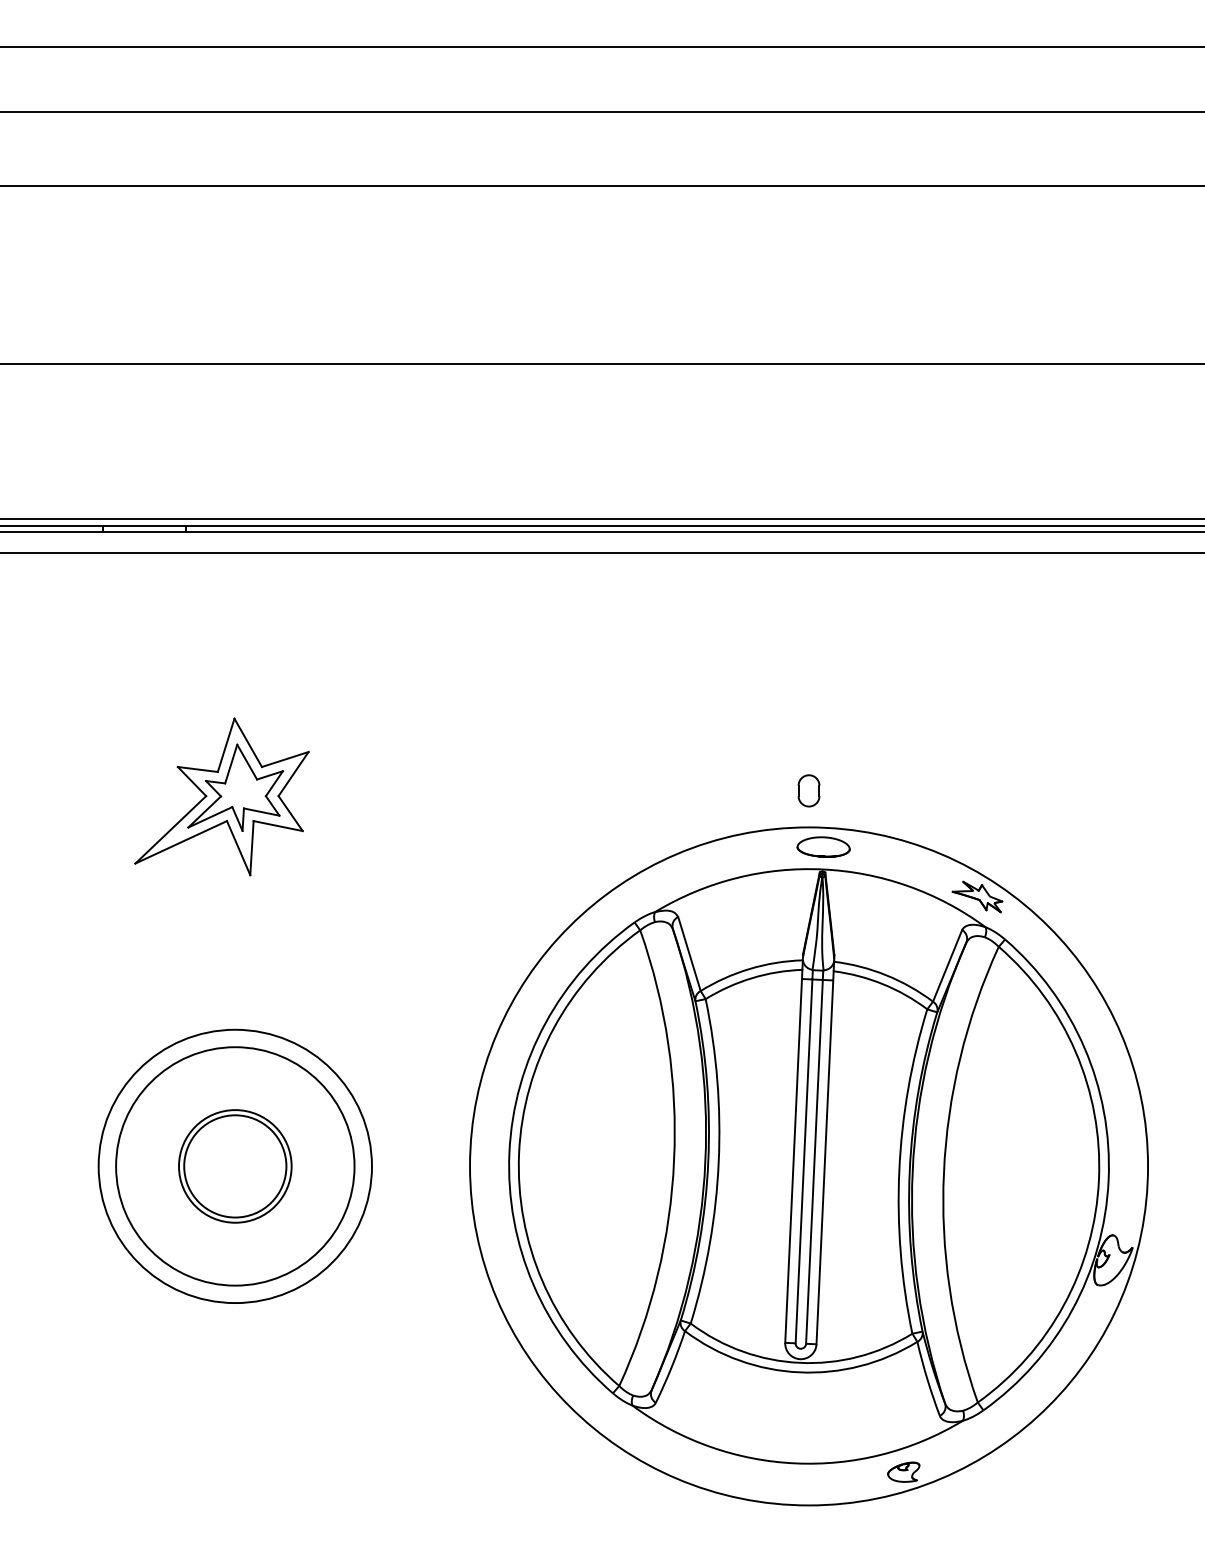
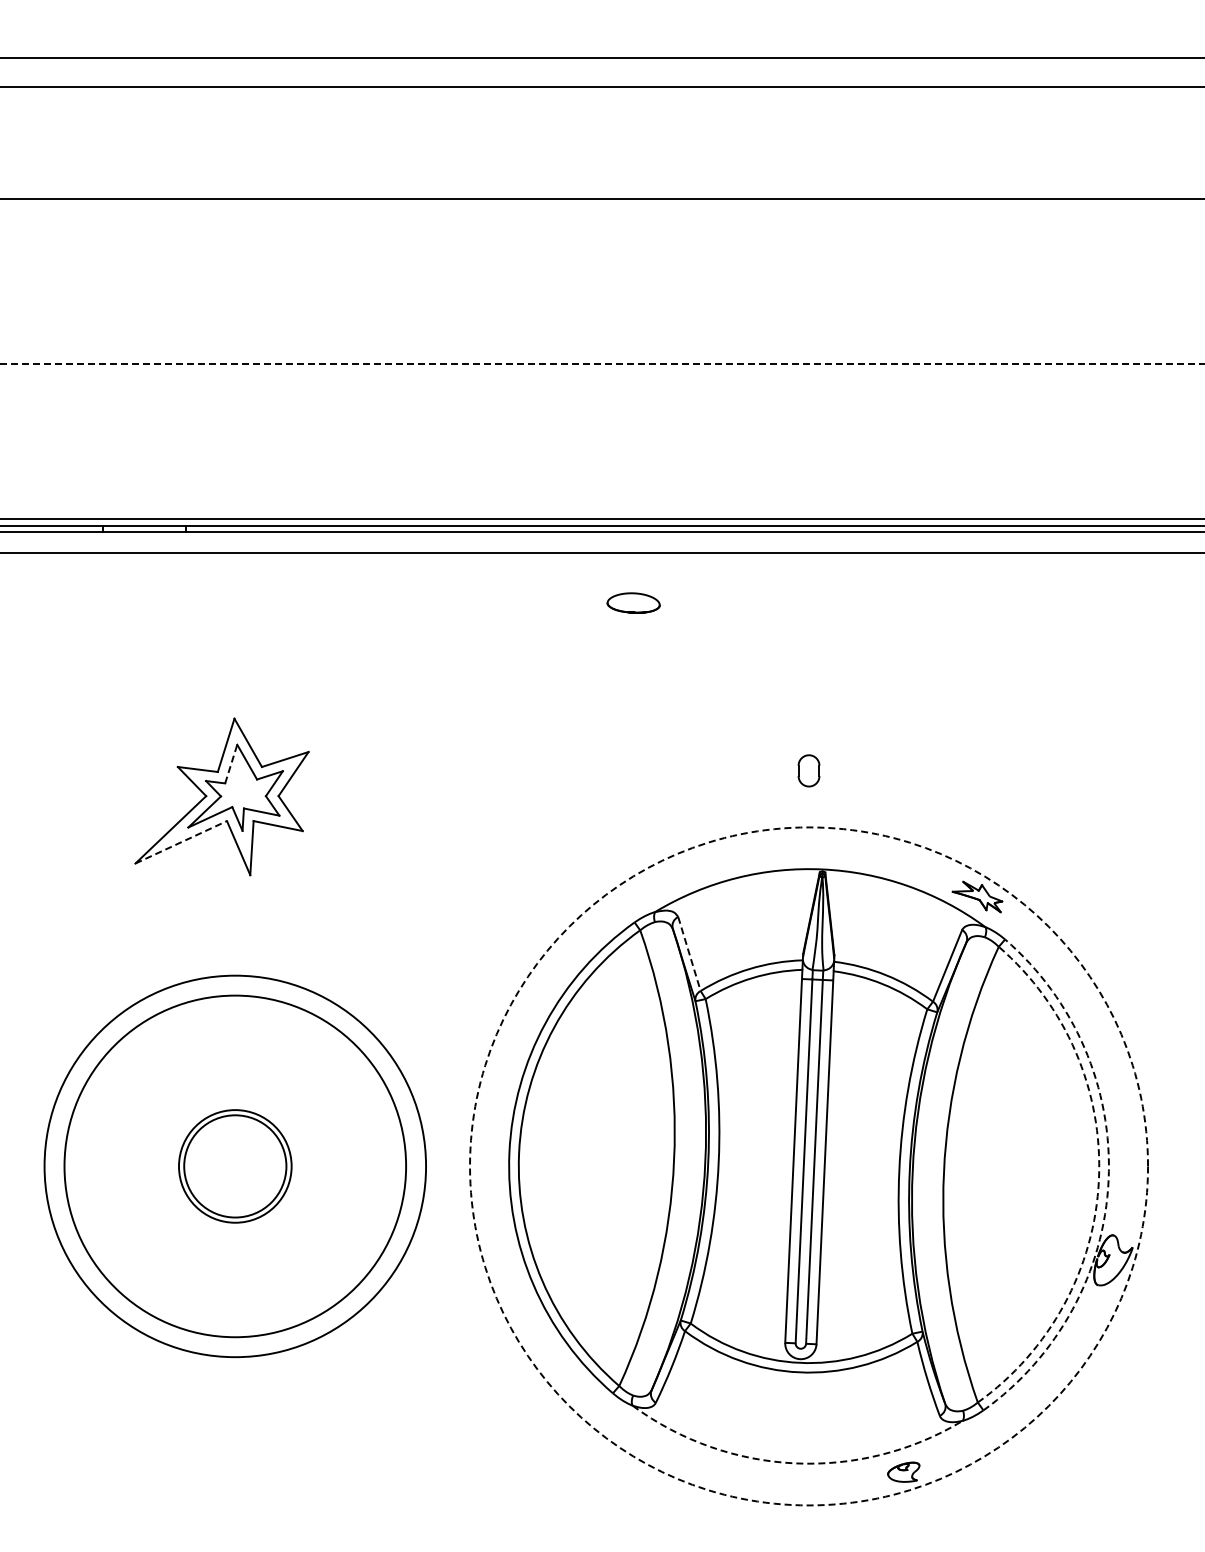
line position: (601, 46) -> (601, 57) (601, 57)
line position: (601, 112) -> (601, 87) (601, 87)
line position: (601, 186) -> (601, 199) (601, 199)
line: solid -> dashed (602, 364)
line: solid -> dashed (231, 763)
part position: (808, 790) -> (808, 770) (808, 770)
line: solid -> dashed (181, 842)
part position: (823, 846) -> (633, 602) (633, 602)
line: solid -> dashed (689, 954)
circle diameter: 273 px -> 342 px (235, 1166)
circle diameter: 238 px -> 381 px (235, 1166)
circle: solid -> dashed (809, 1166)
arc: solid -> dashed (1098, 1179)
arc: solid -> dashed (1108, 1180)
arc: solid -> dashed (795, 1463)
